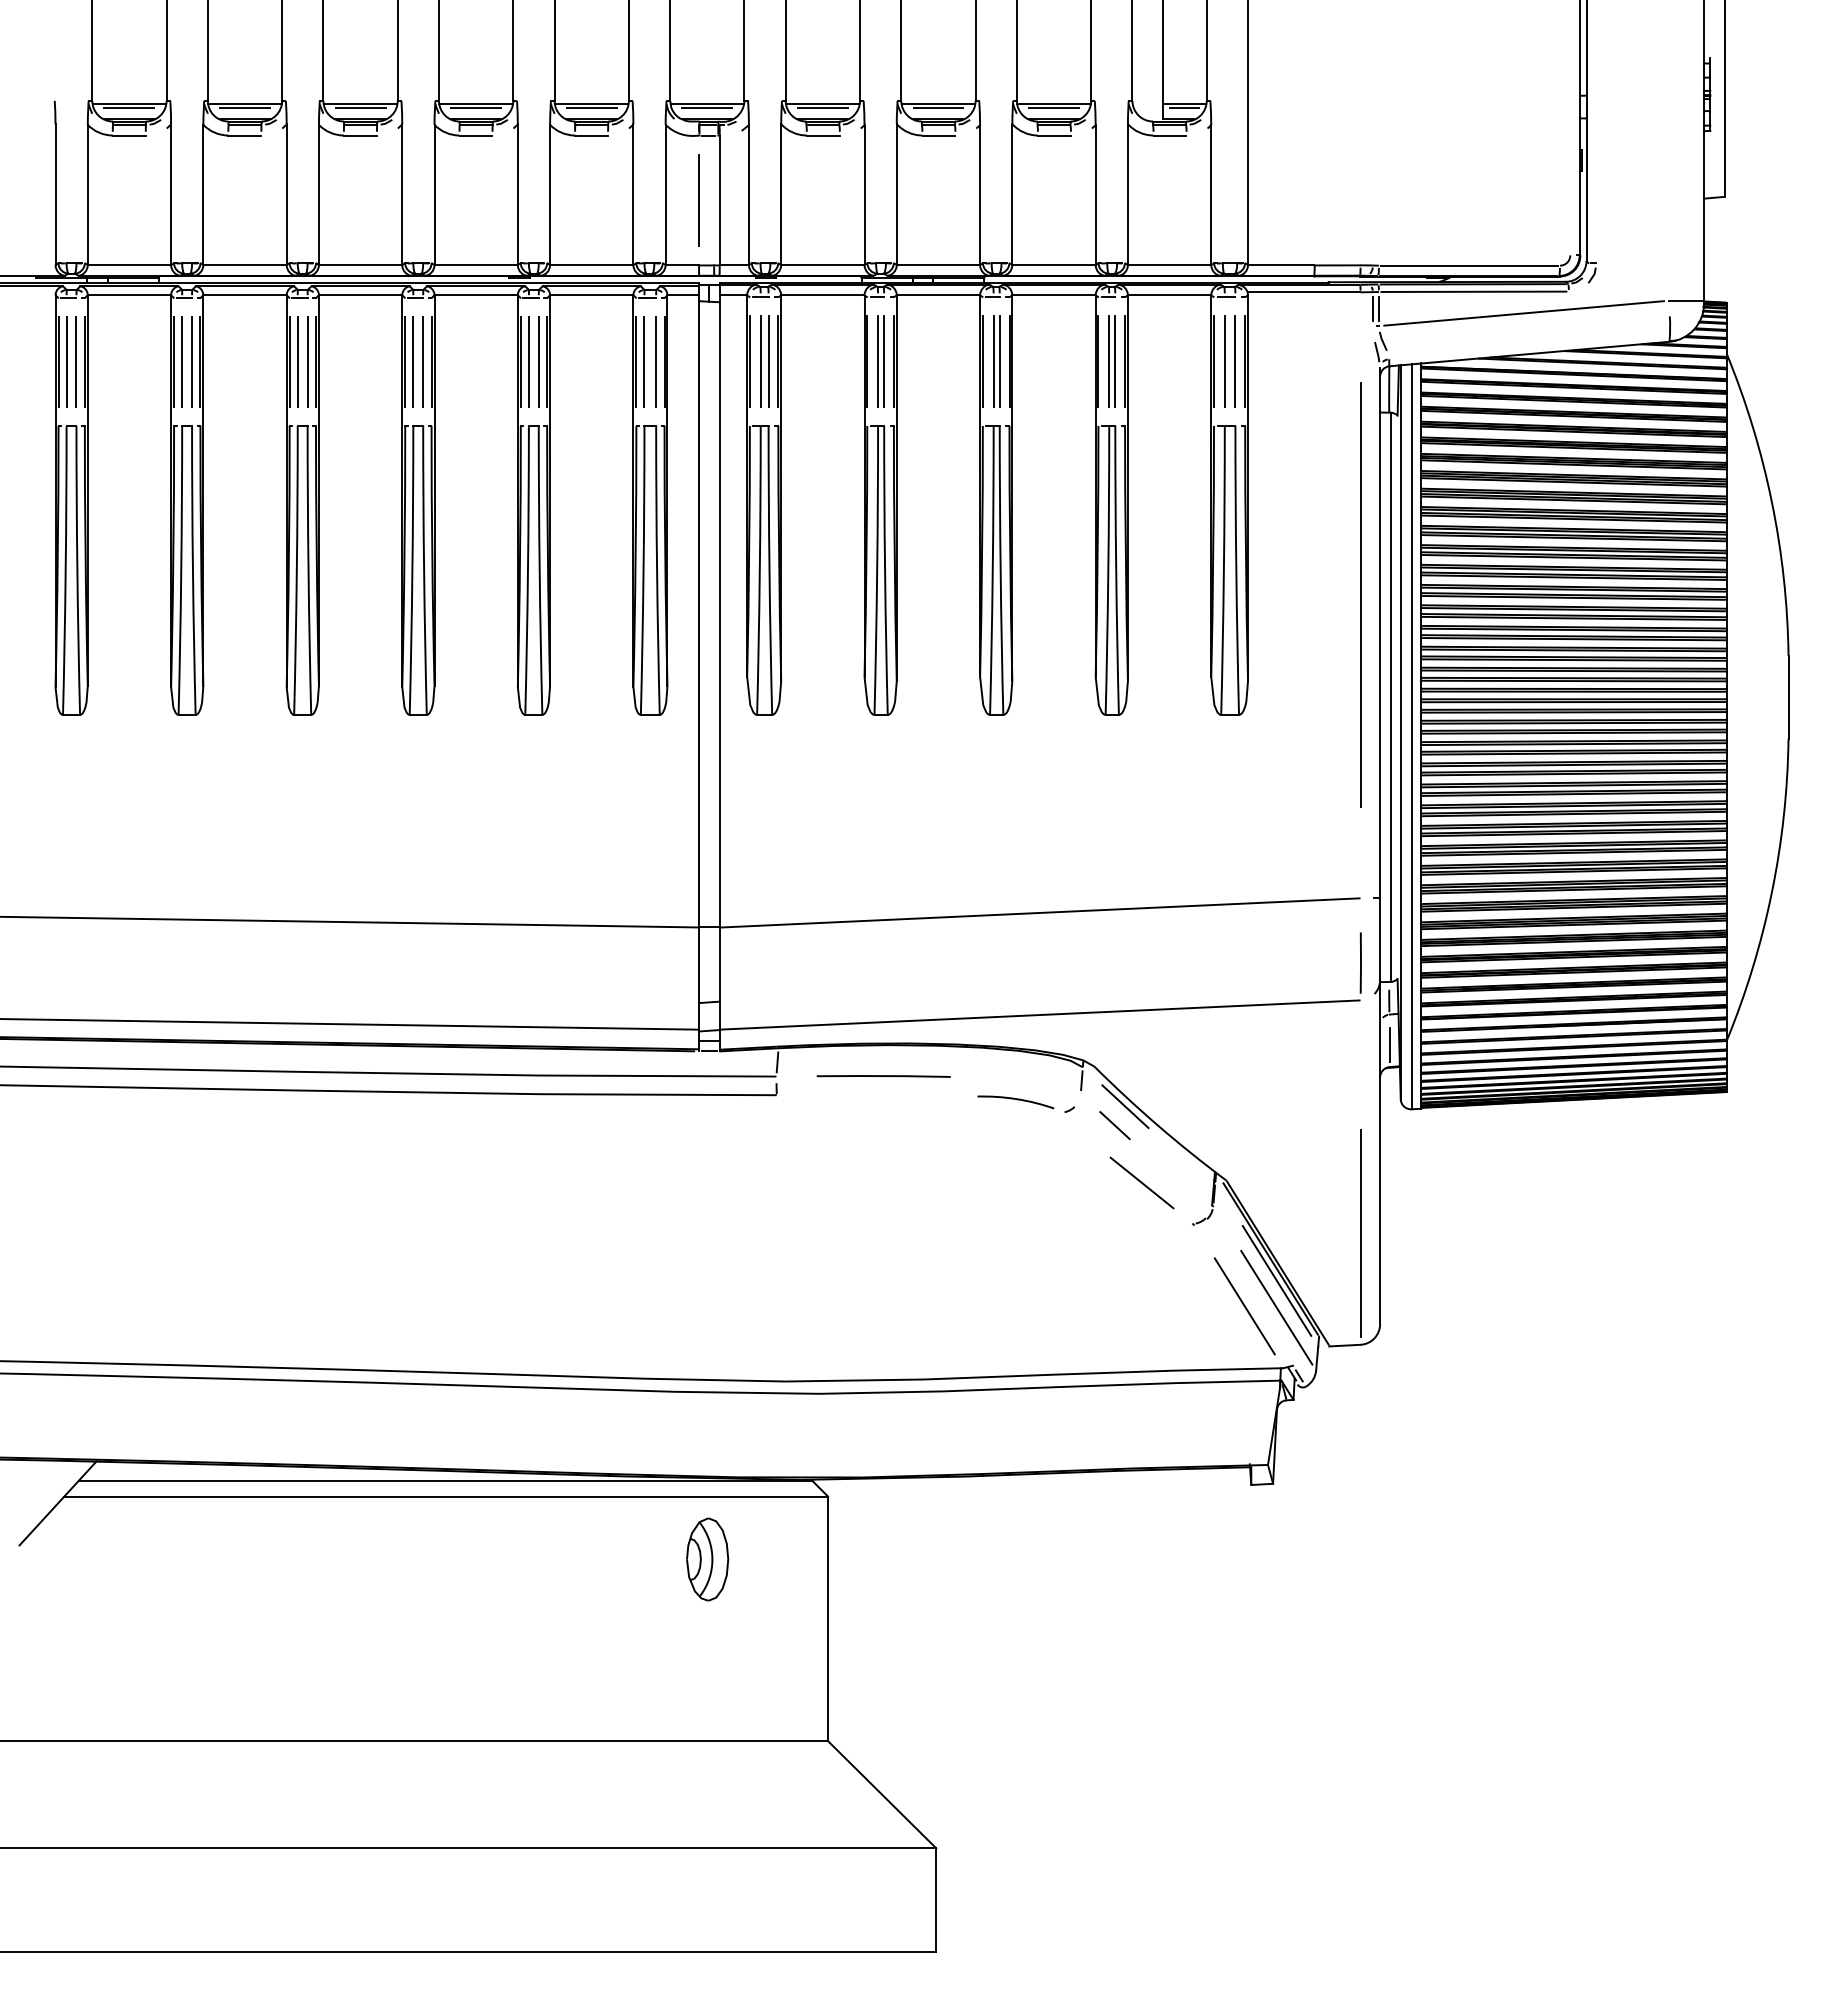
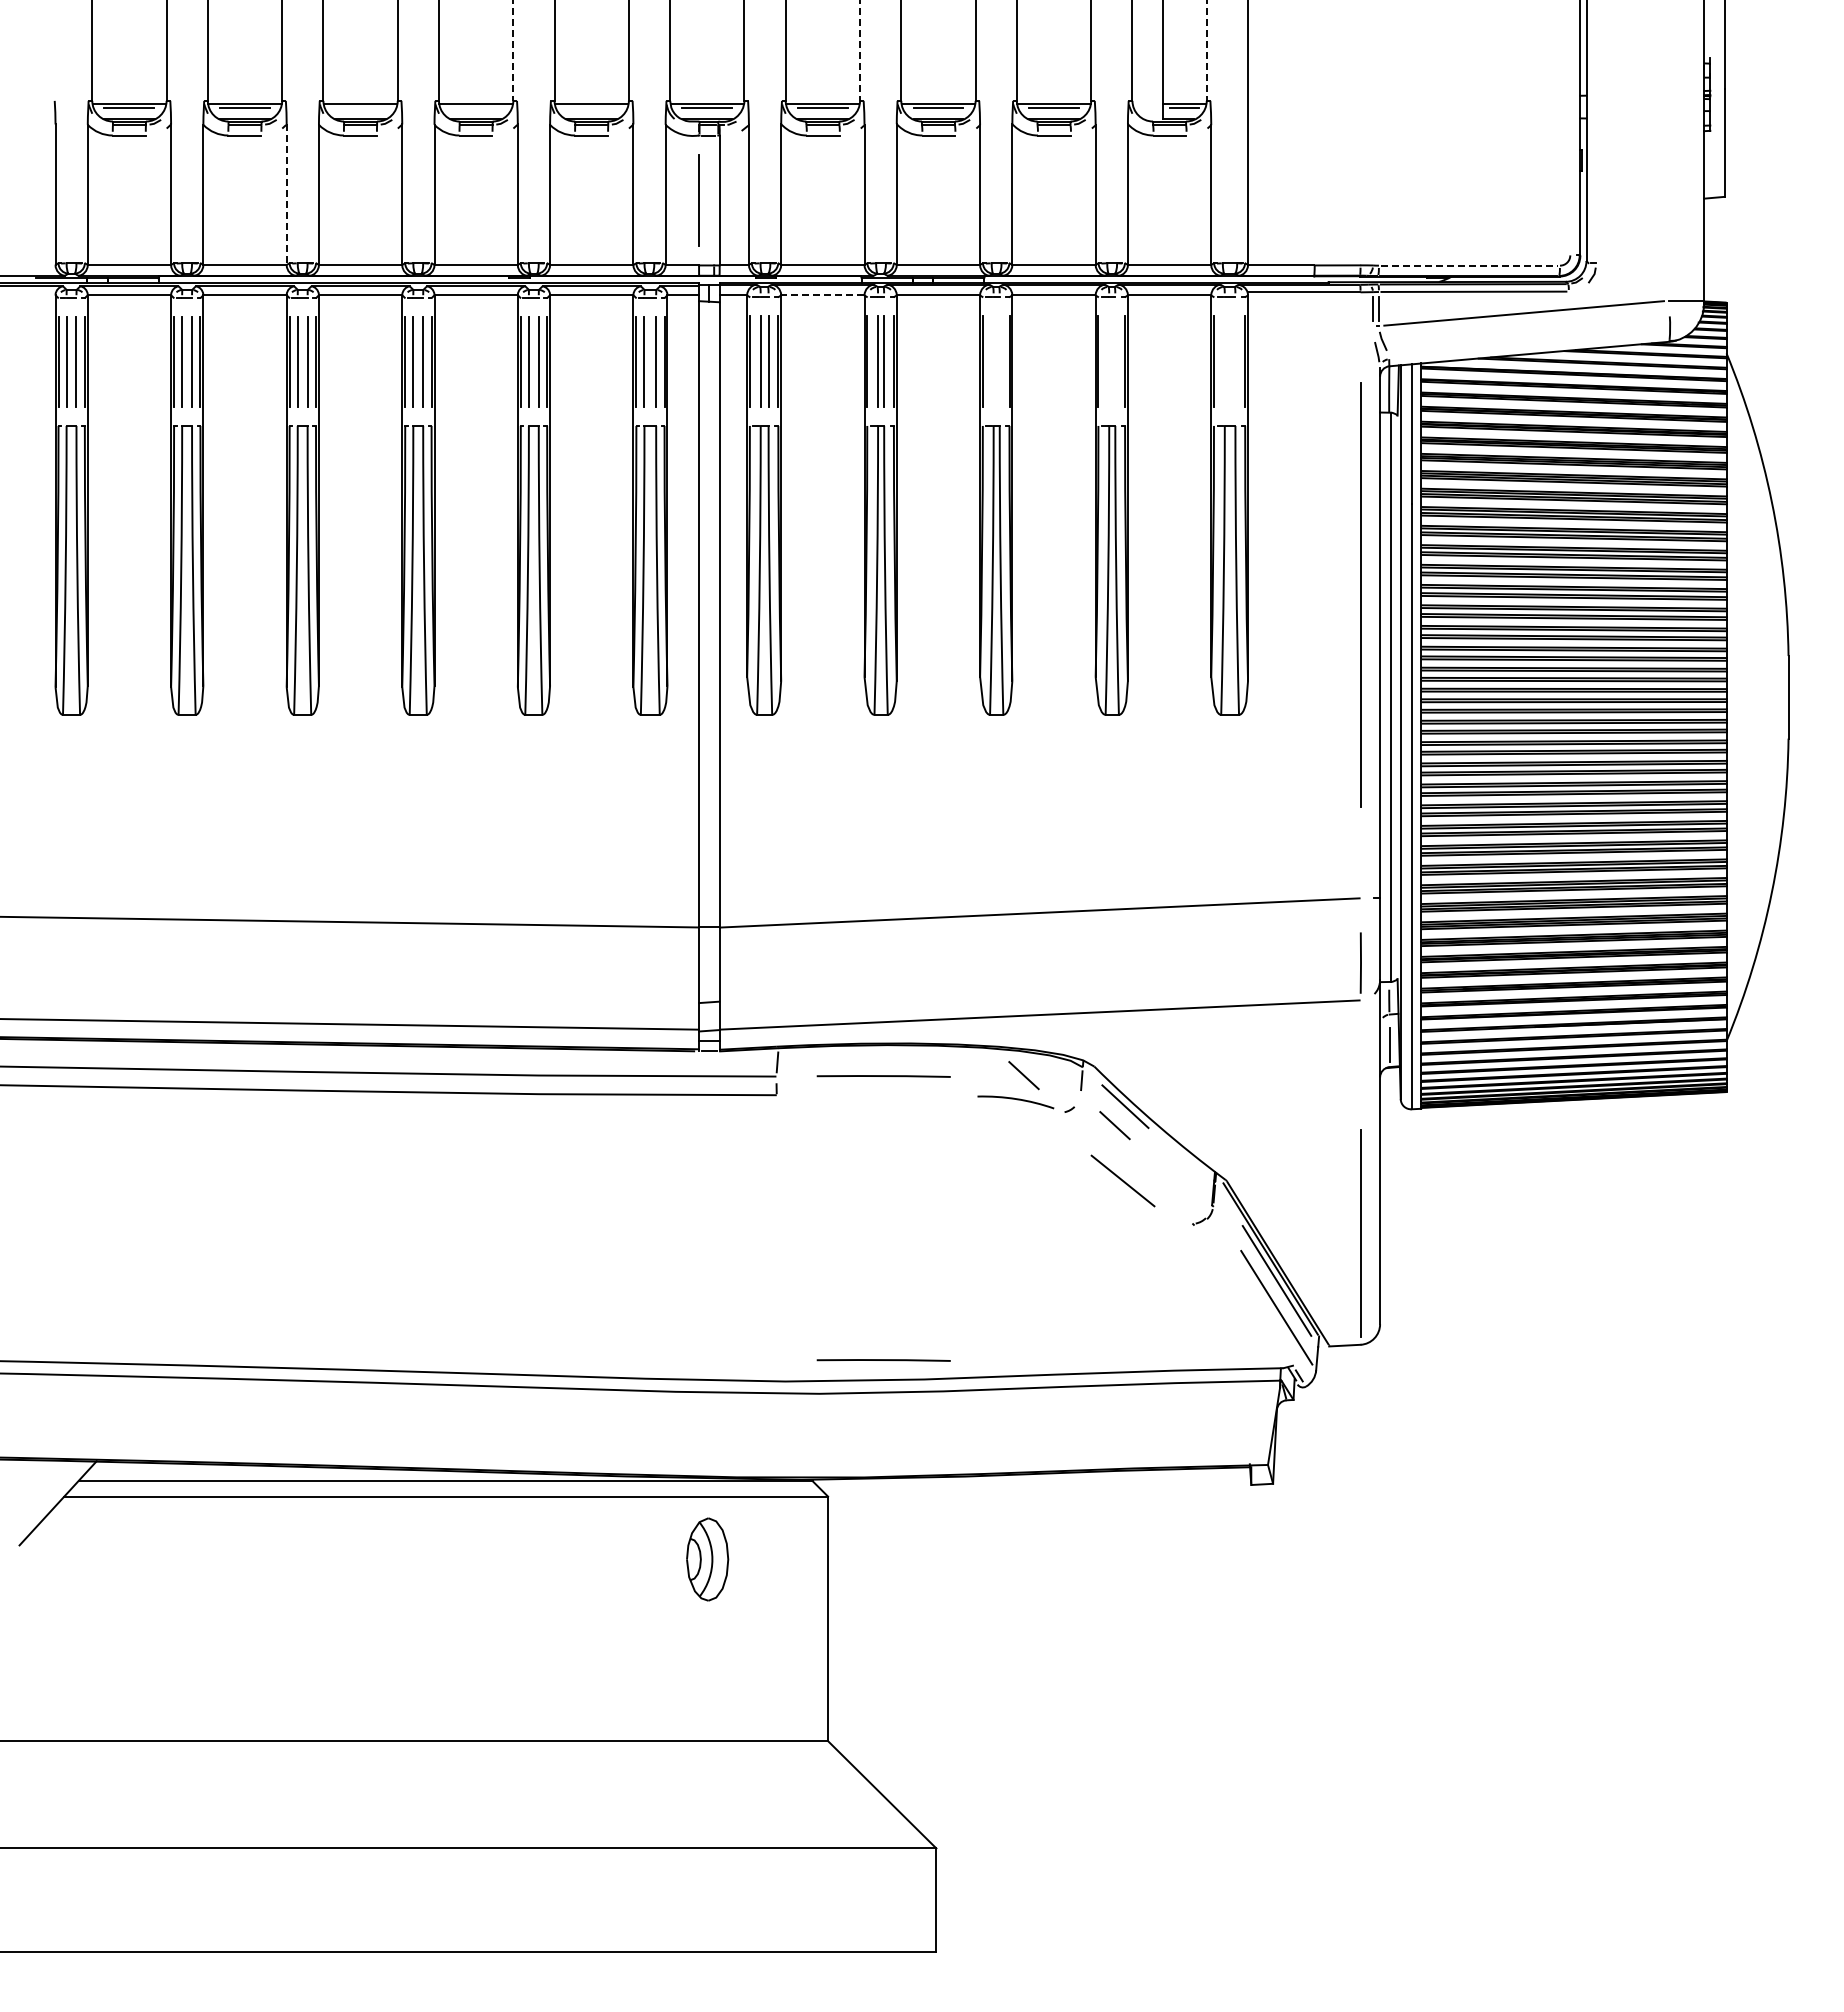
line: solid -> dashed (513, 50)
line: solid -> dashed (860, 50)
line: solid -> dashed (1206, 50)
line: present -> none (360, 108)
line: present -> none (476, 108)
line: present -> none (591, 108)
line: solid -> dashed (286, 195)
line: solid -> dashed (1469, 265)
line: solid -> dashed (822, 295)
line: present -> none (993, 361)
line: present -> none (999, 361)
part: present -> none (1111, 361)
line: present -> none (1224, 361)
line: present -> none (1235, 361)
line: none -> present (1023, 1075)
line position: (1141, 1182) -> (1122, 1180) (1122, 1180)
line: present -> none (1244, 1306)
line: none -> present (883, 1360)
